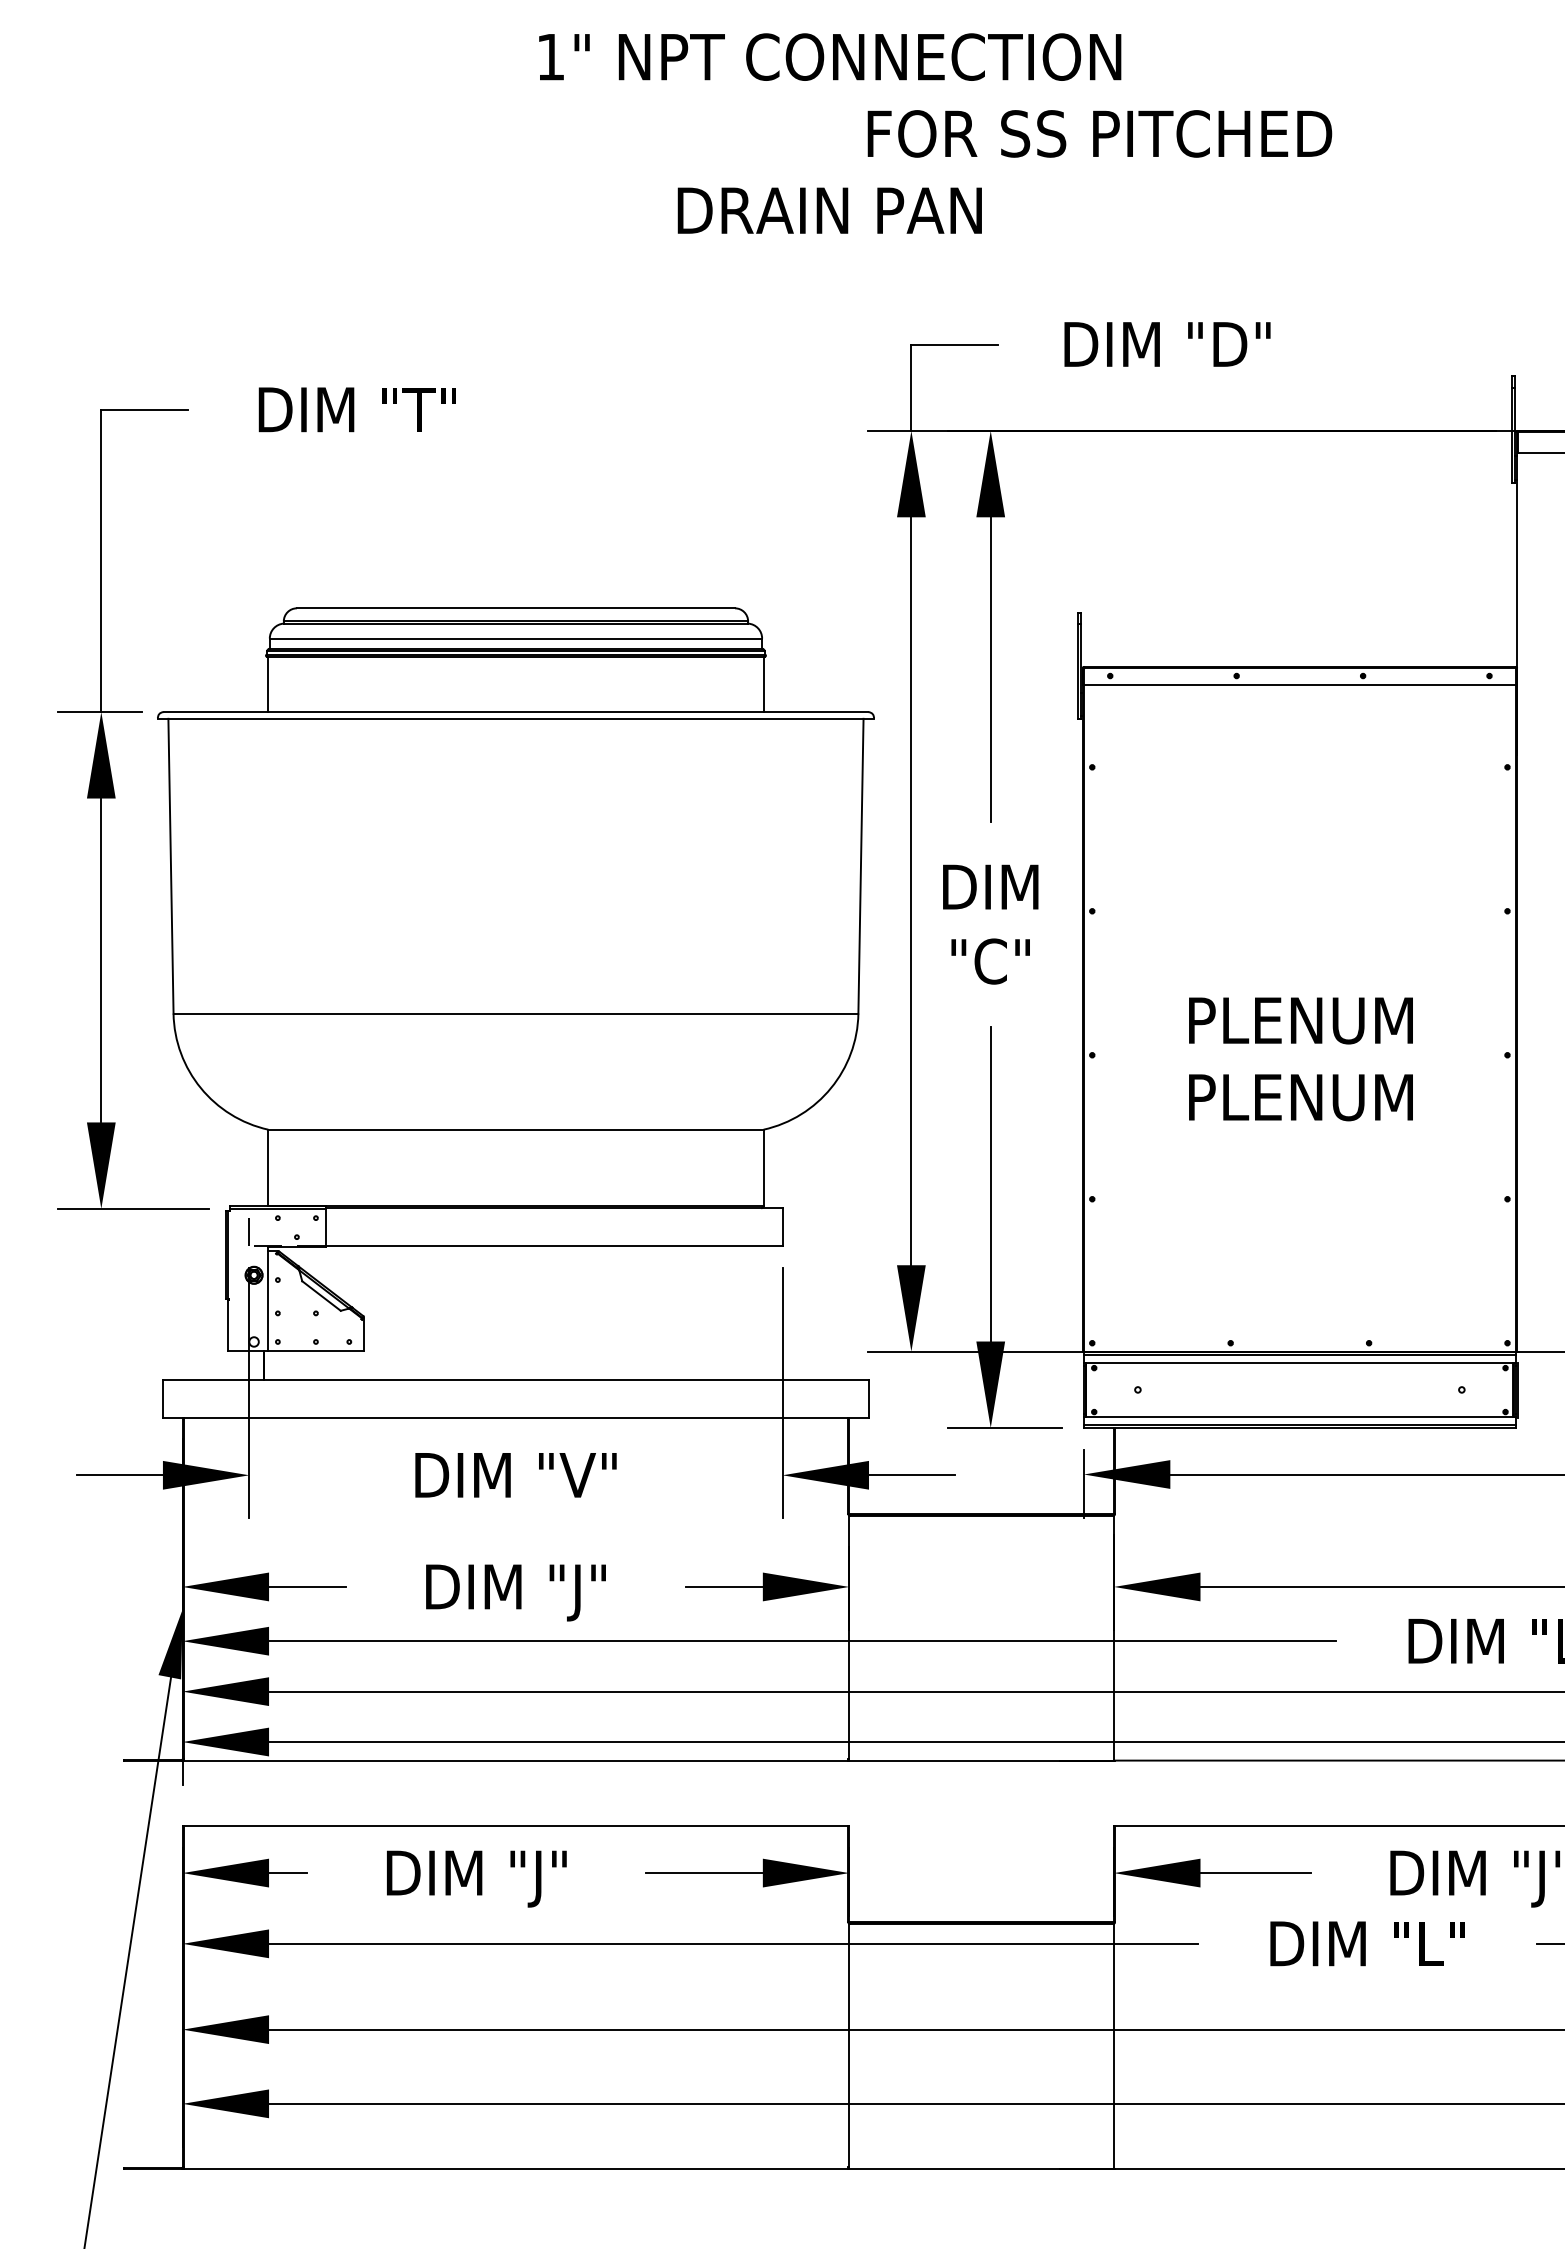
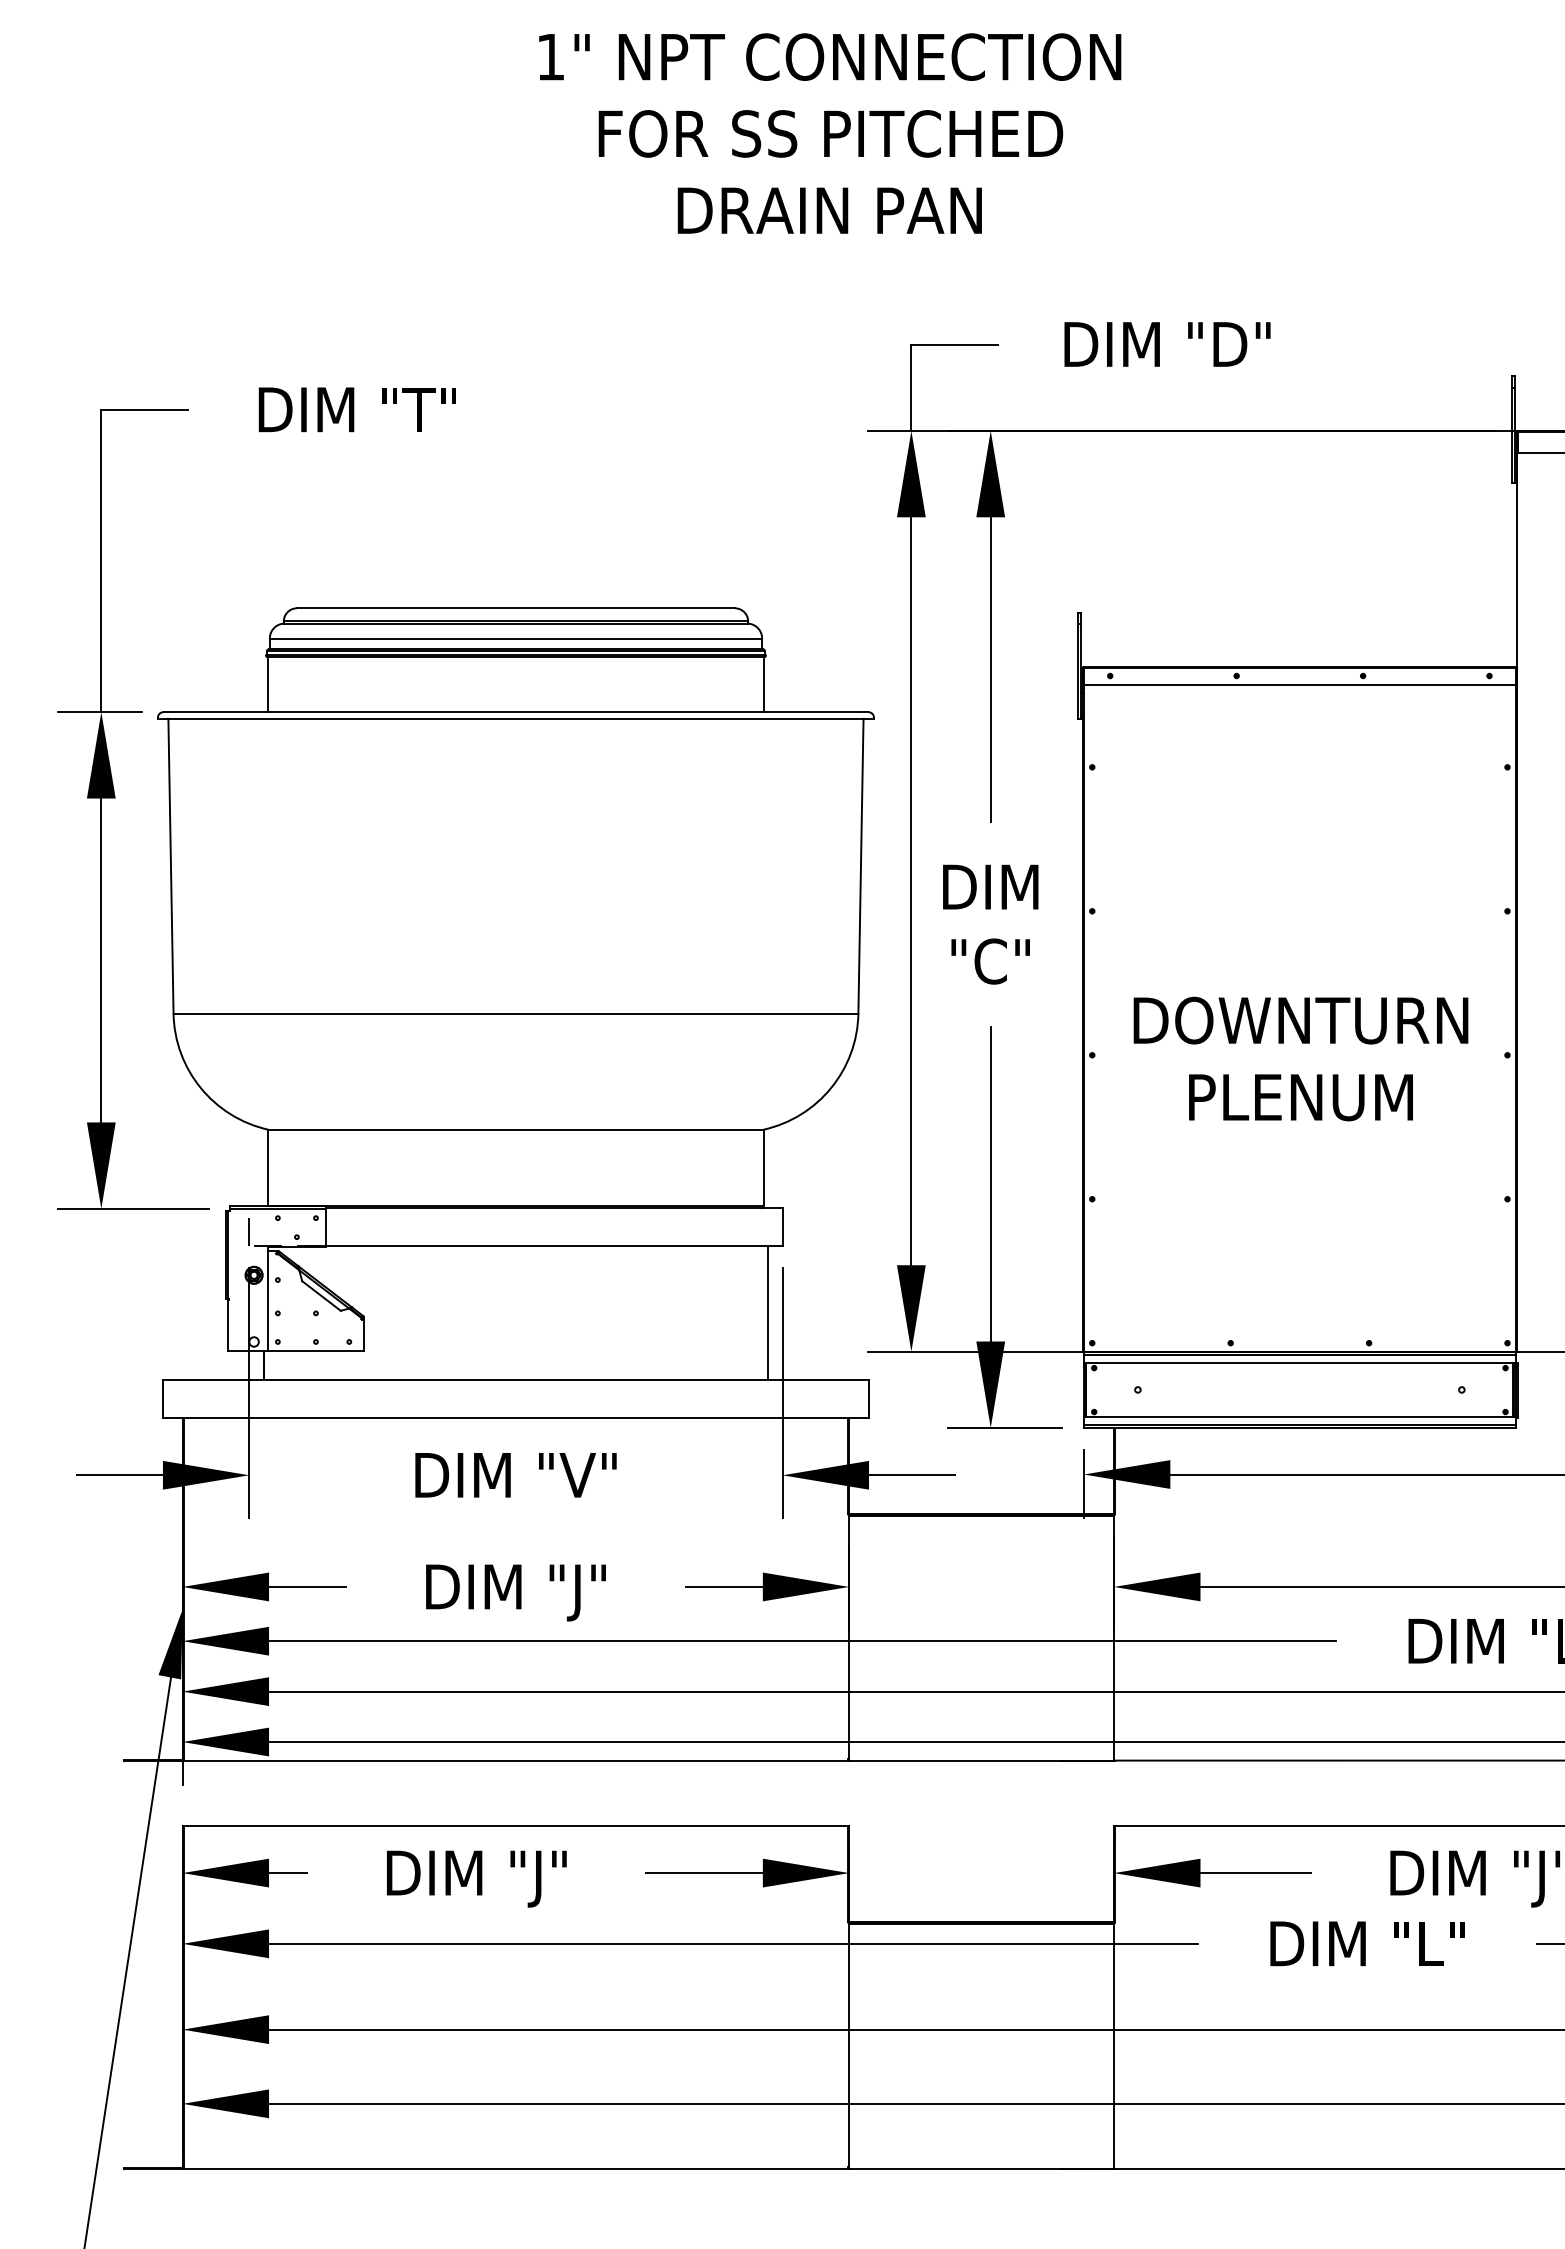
text position: (1099, 133) -> (830, 133) (830, 133)
text: PLENUM -> DOWNTURN (1300, 1020)
line: none -> present (768, 1312)
